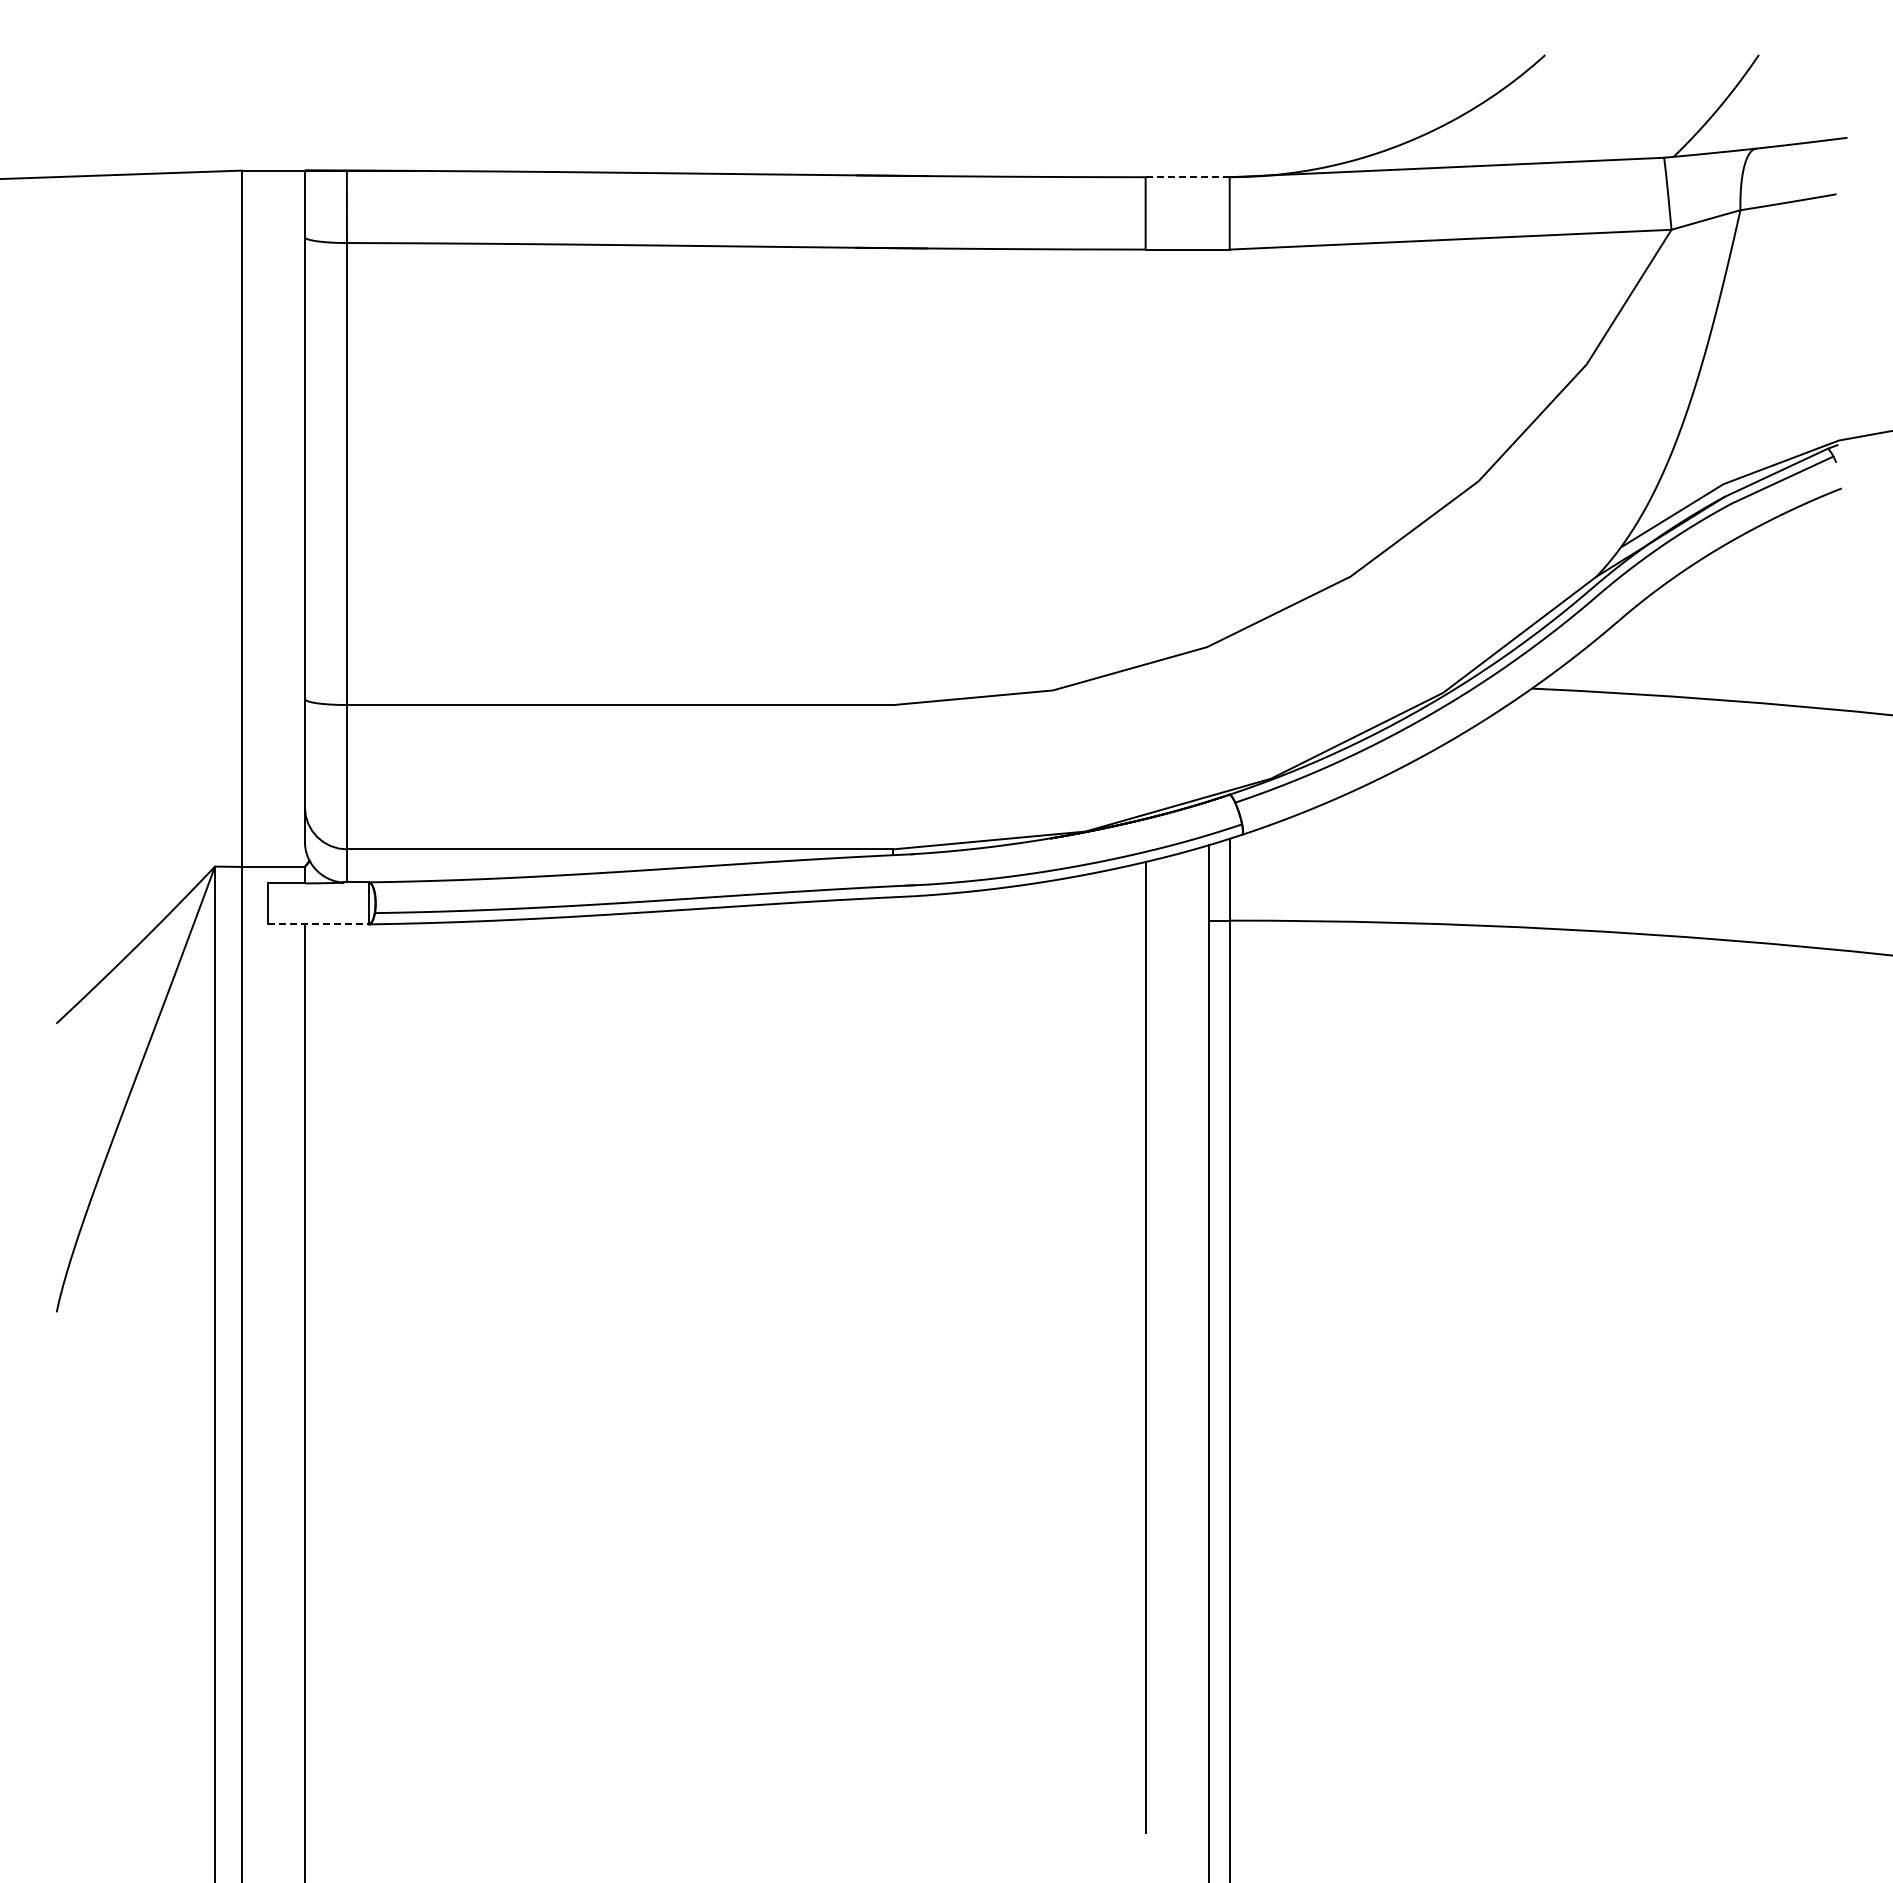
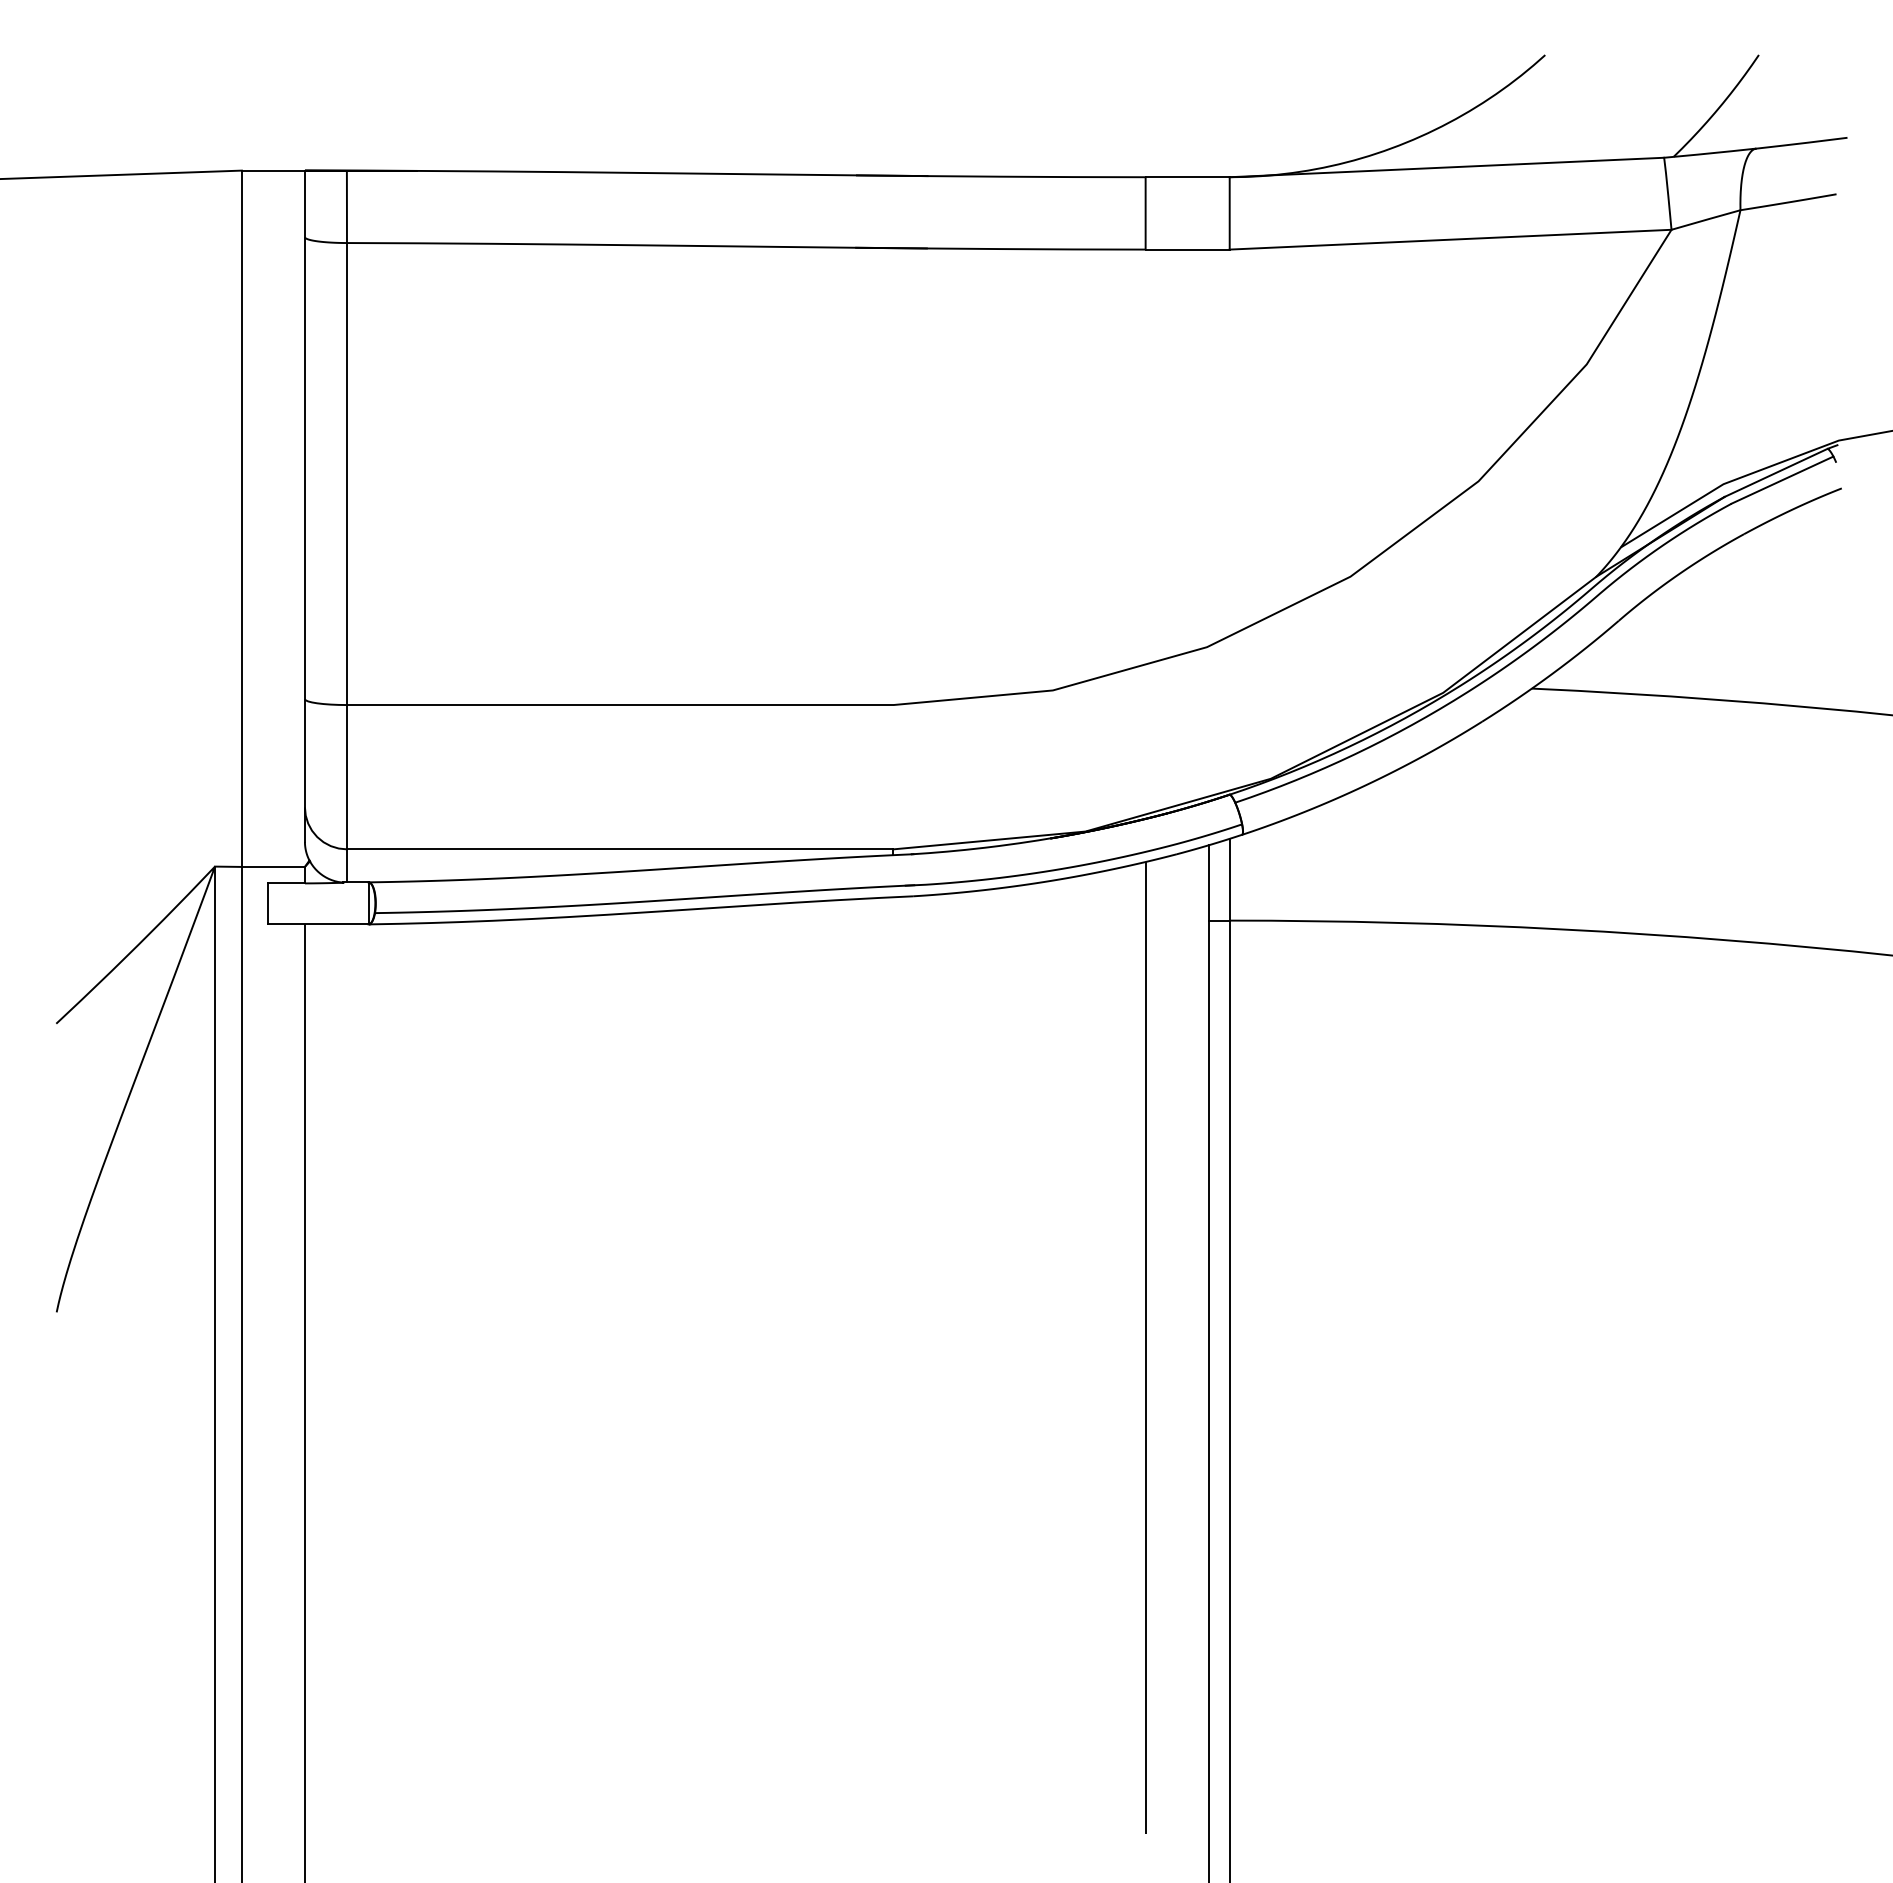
line: dashed -> solid (1187, 177)
line: dashed -> solid (318, 924)
